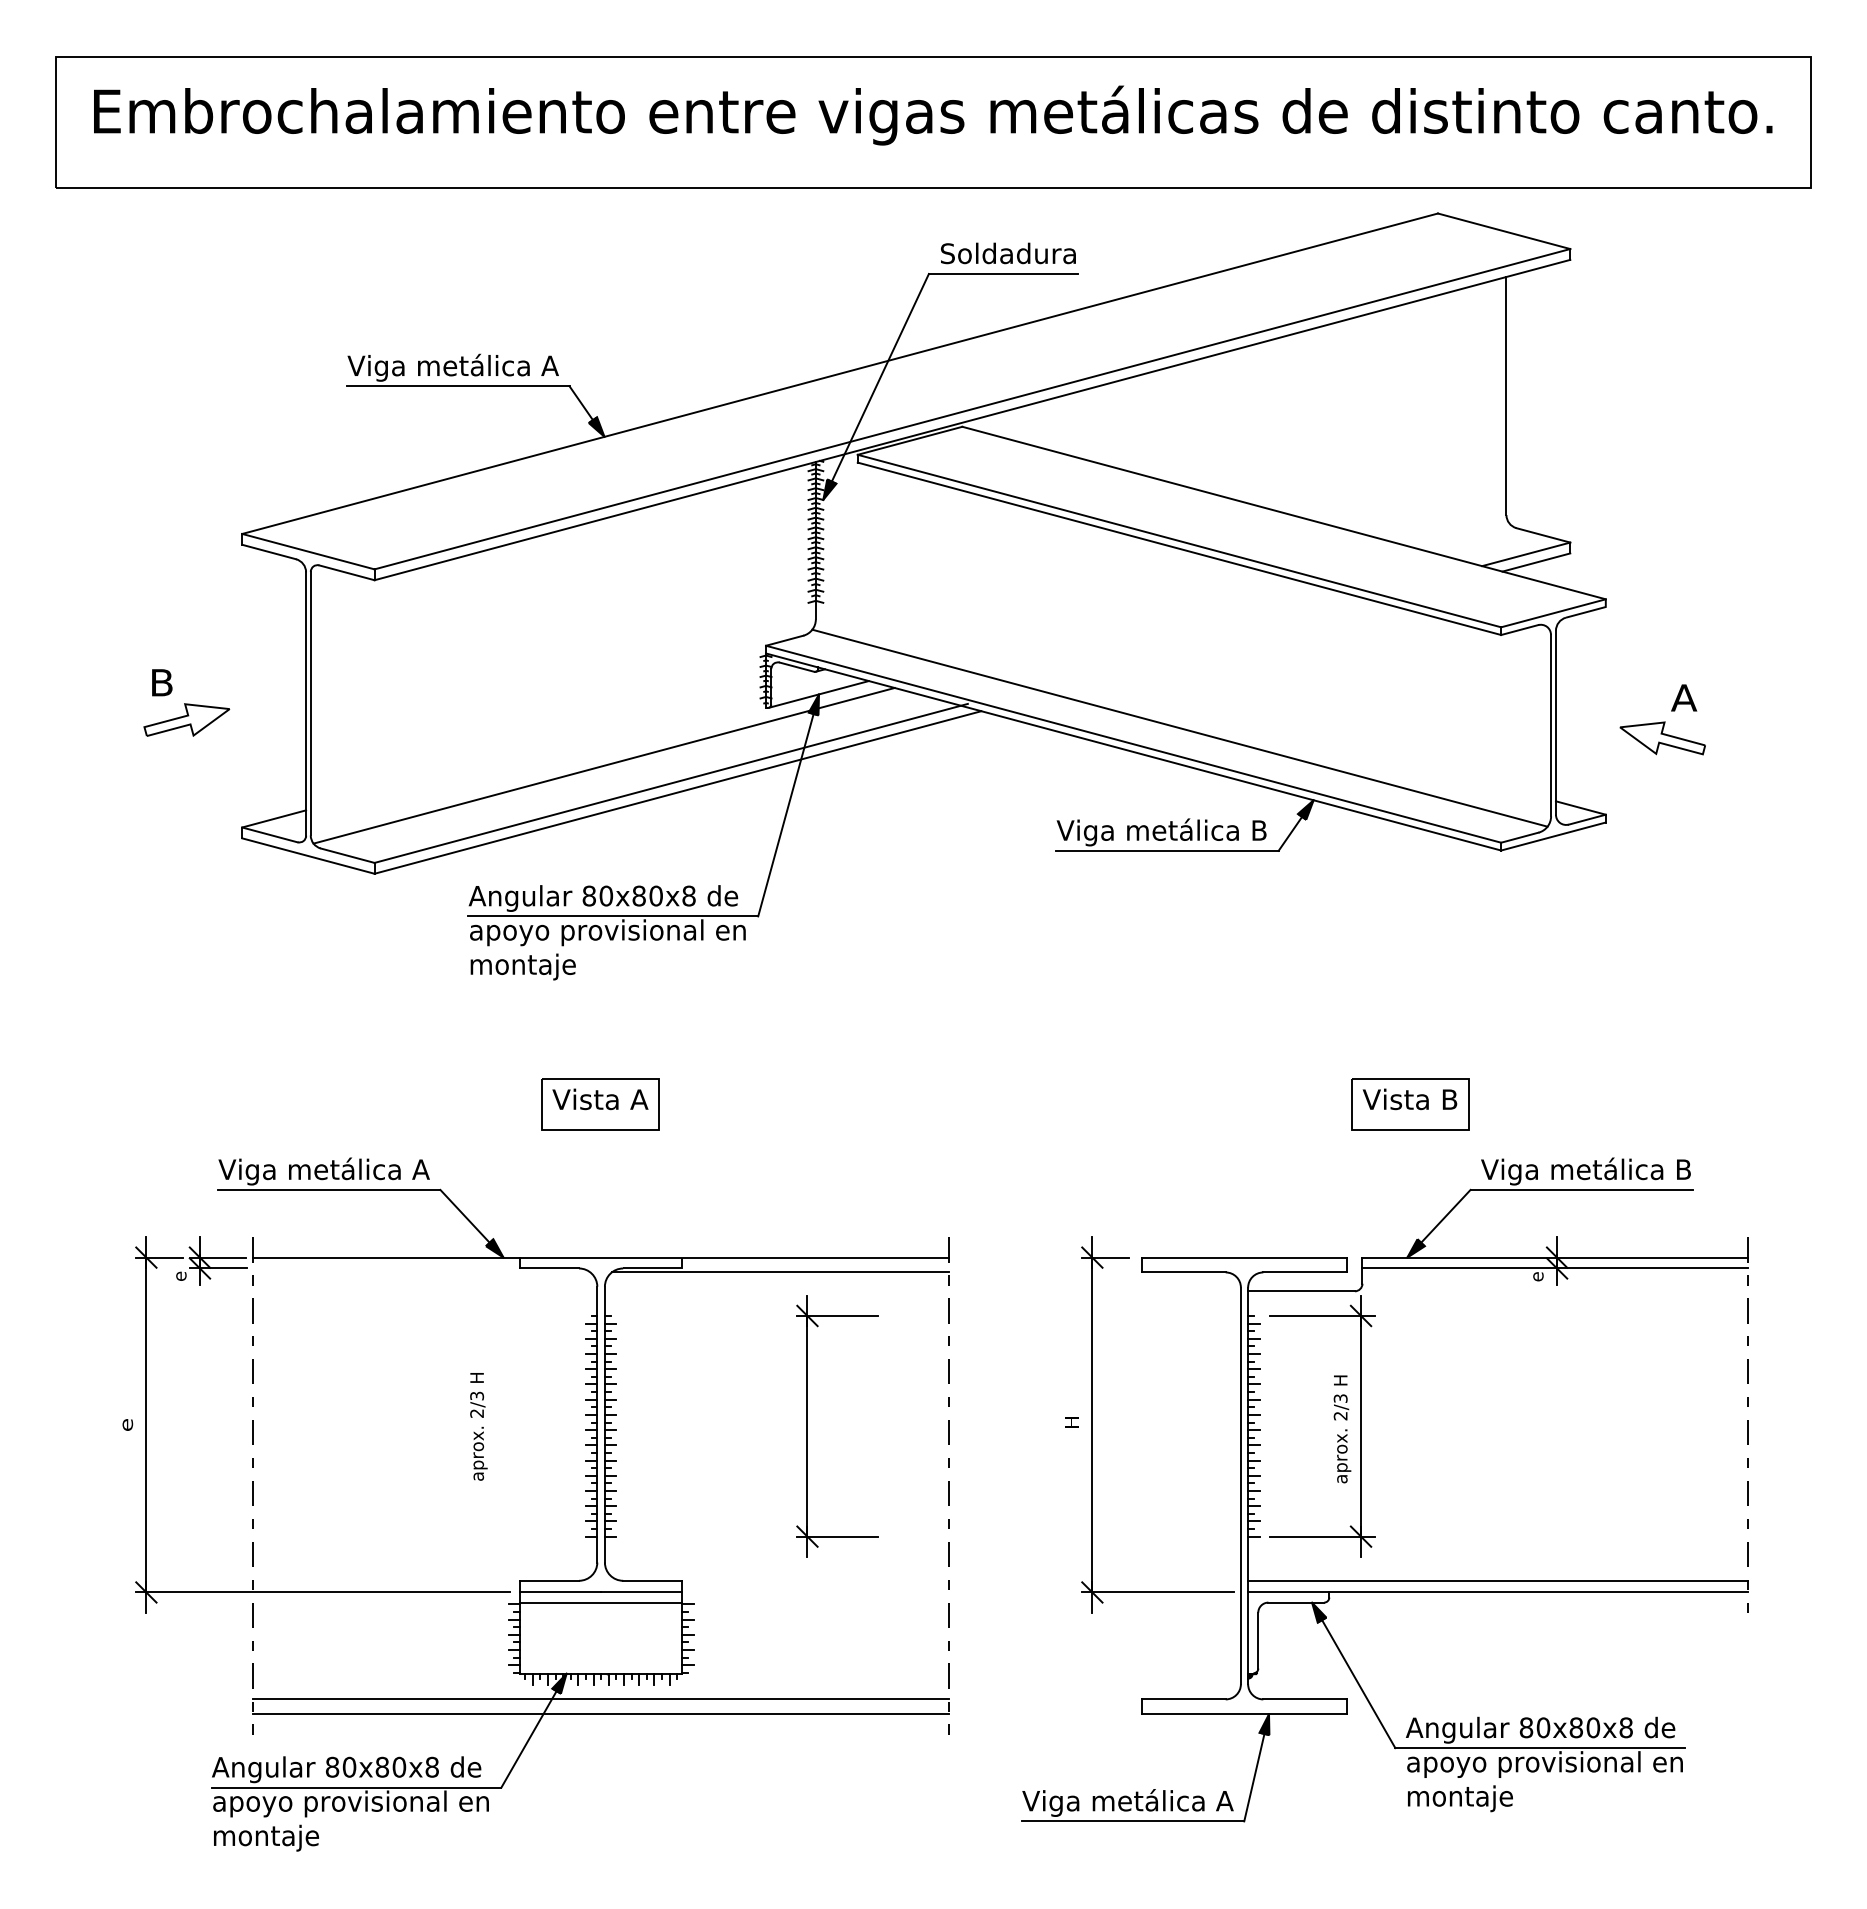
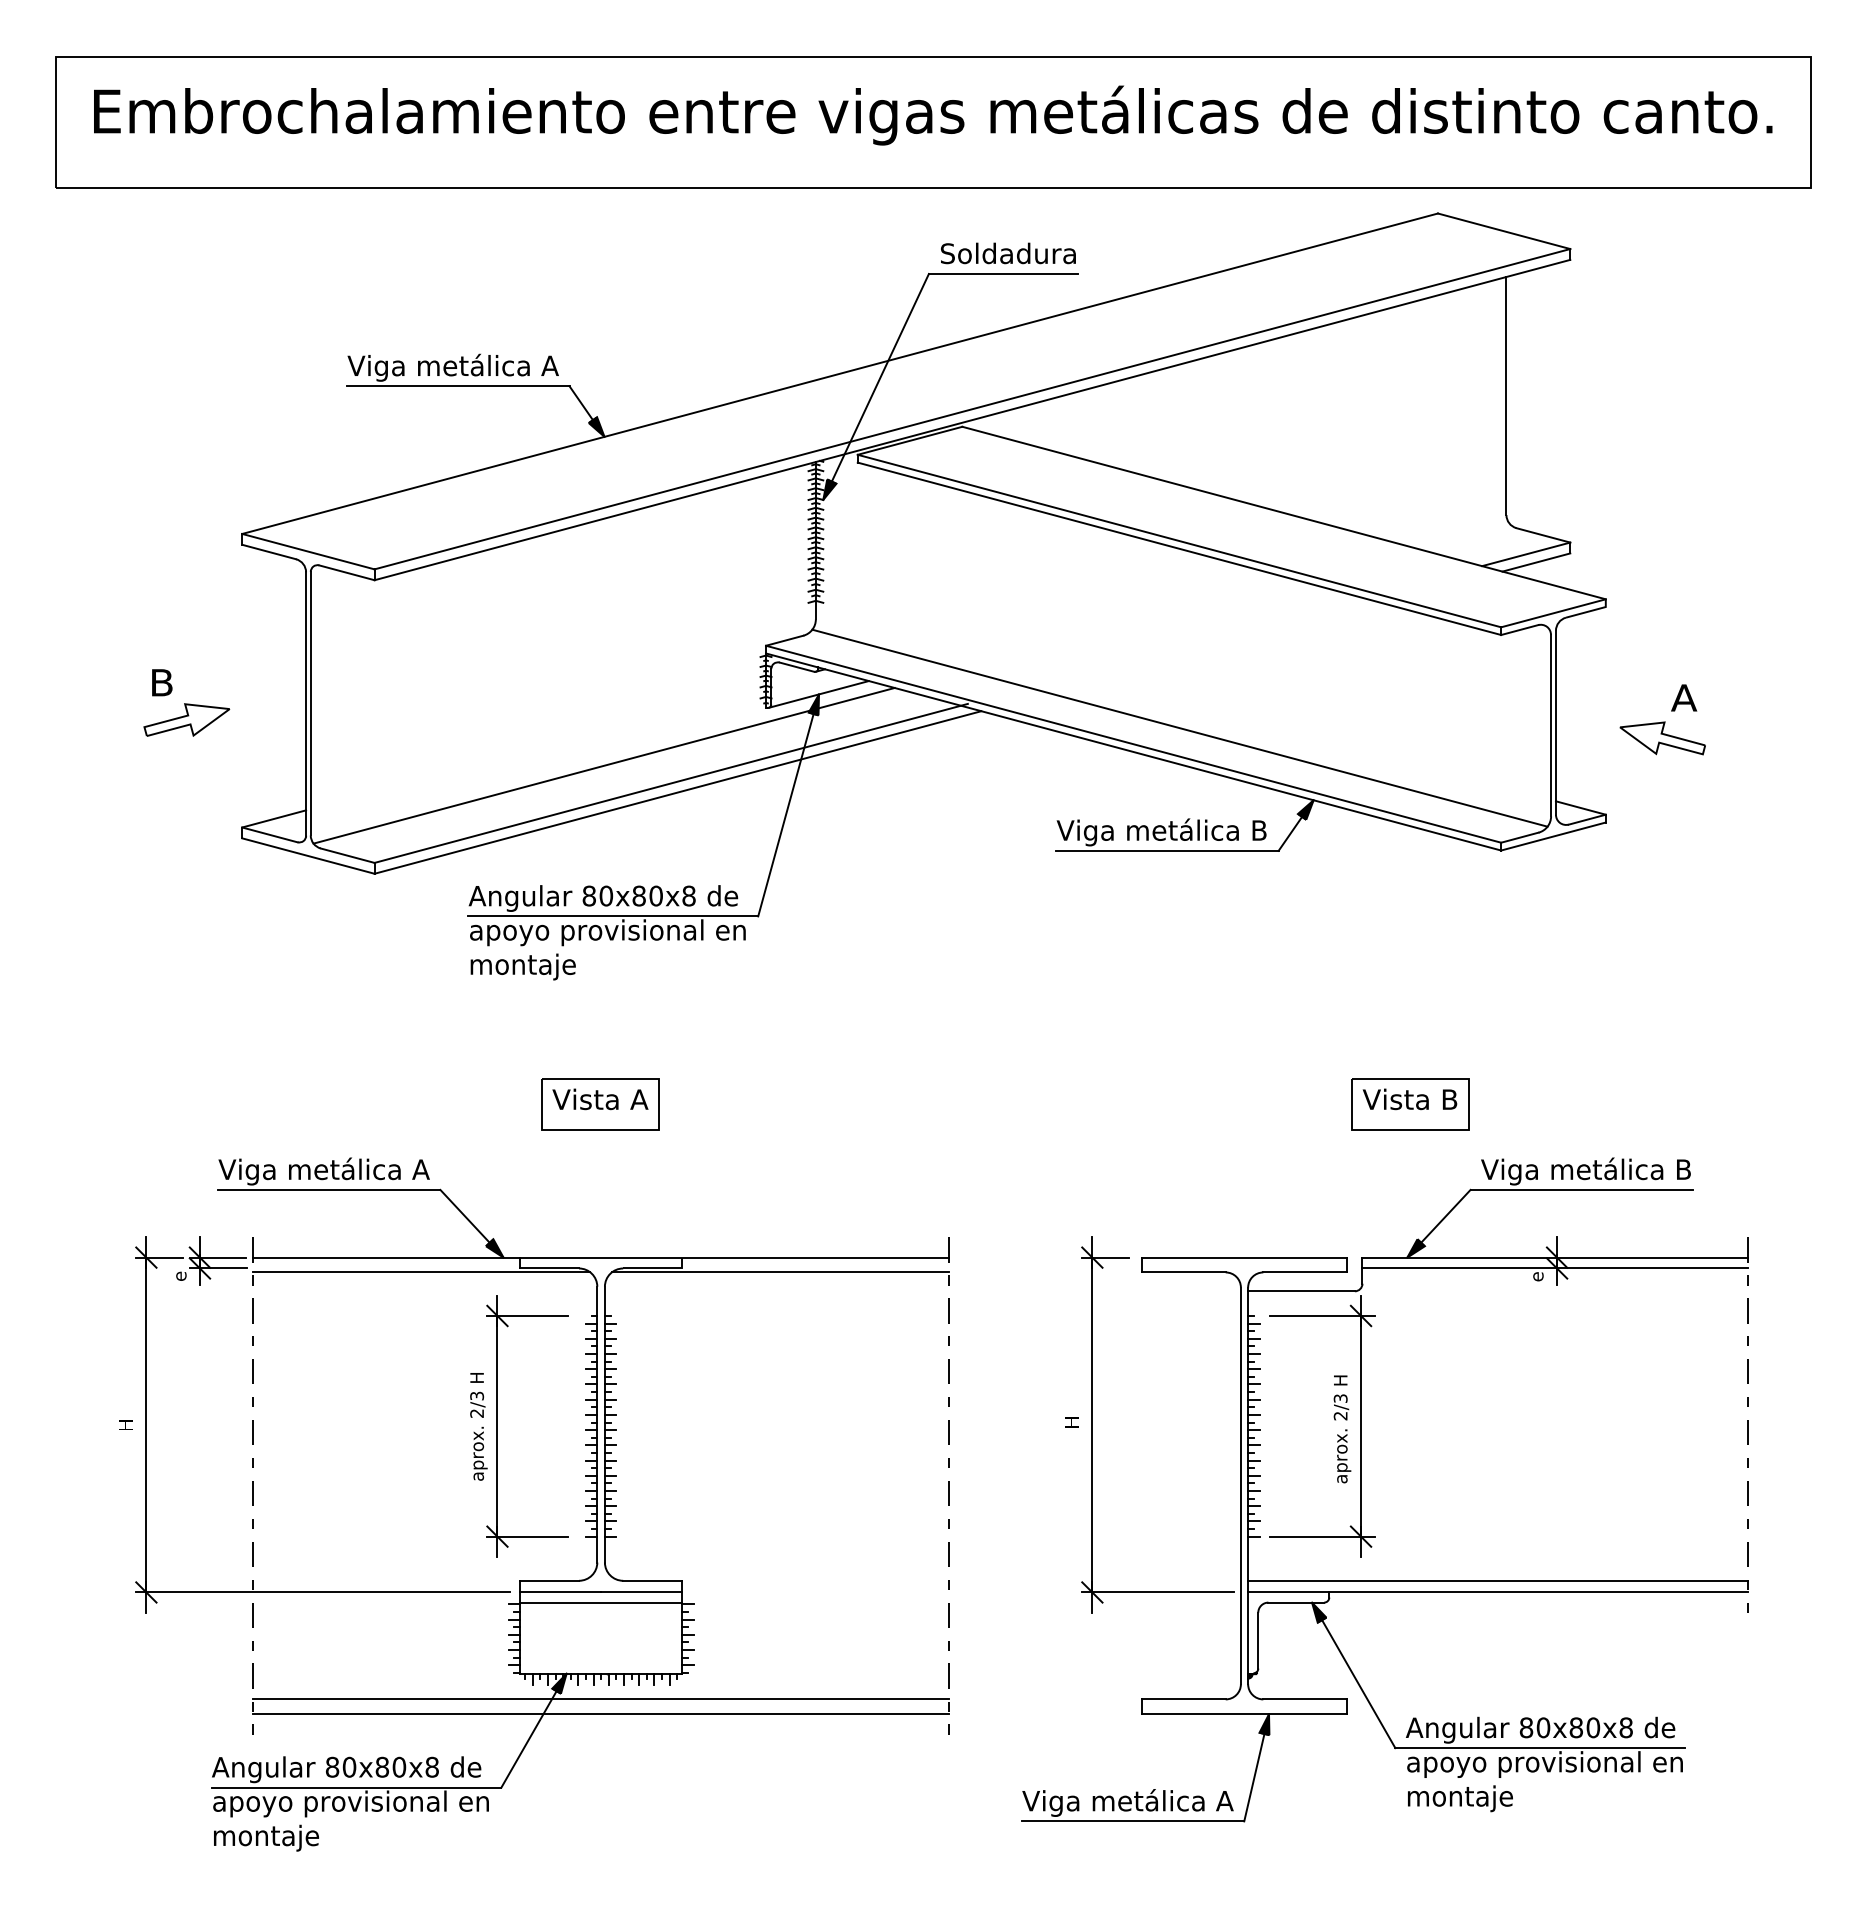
line: none -> present (421, 1272)
text: e -> H (126, 1424)
part position: (807, 1426) -> (497, 1426) (497, 1426)
